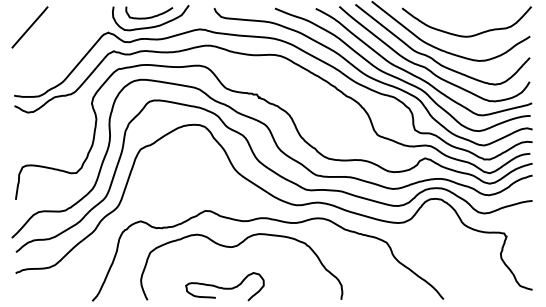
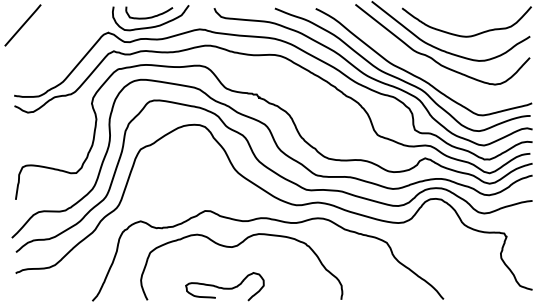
line position: (29, 27) -> (22, 25) (22, 25)
curve: present -> none (425, 66)
